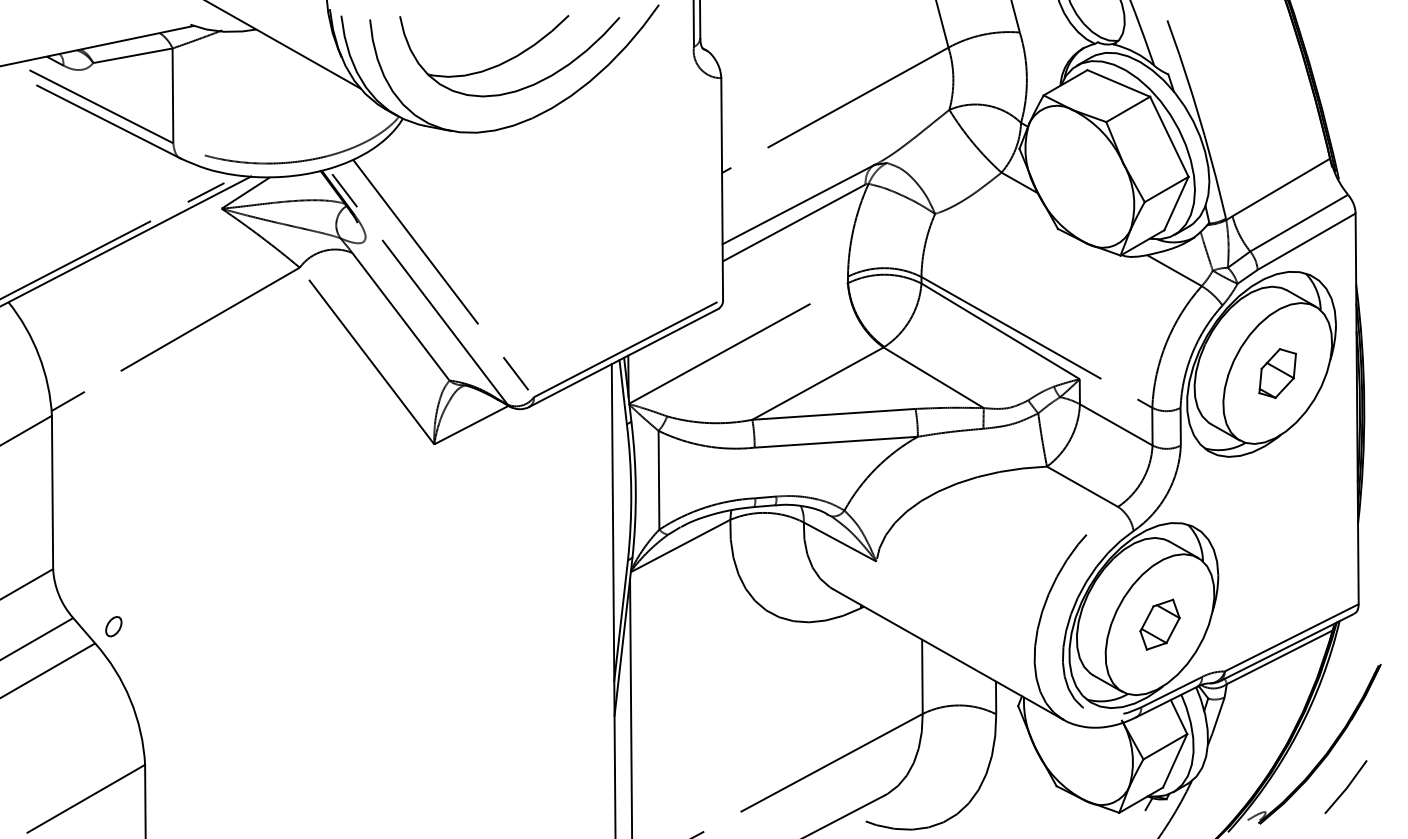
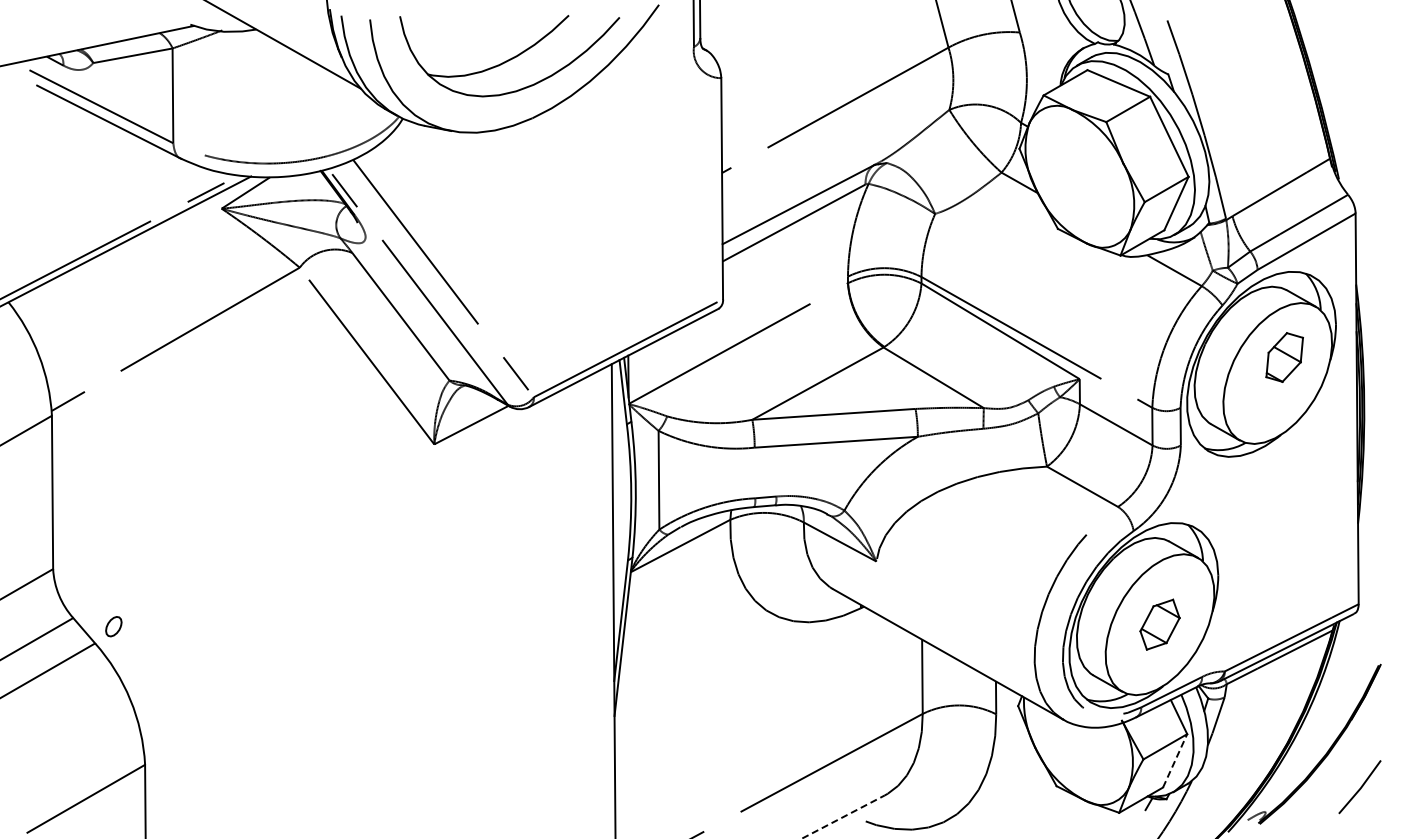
part position: (1277, 373) -> (1284, 357) (1284, 357)
line: present -> none (631, 707)
line: solid -> dashed (1175, 760)
line position: (1346, 787) -> (1360, 787) (1360, 787)
line: solid -> dashed (843, 817)
